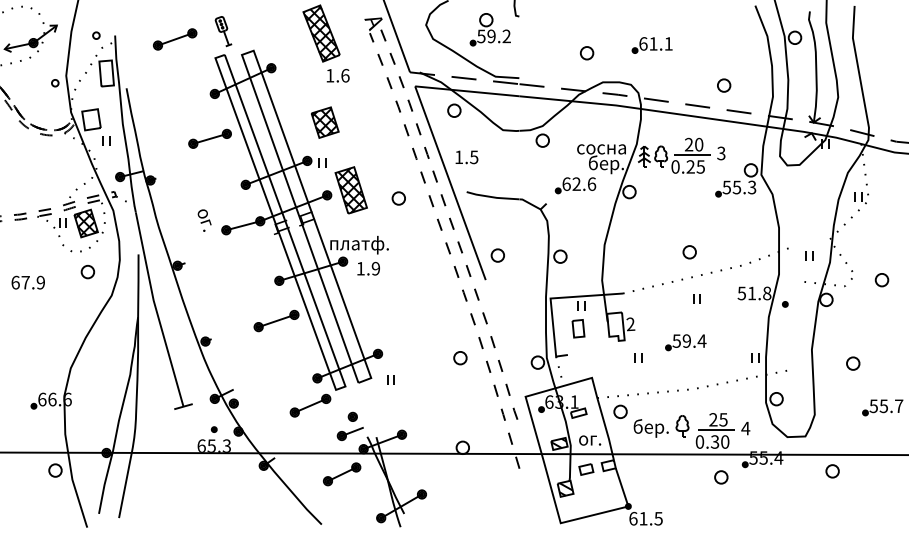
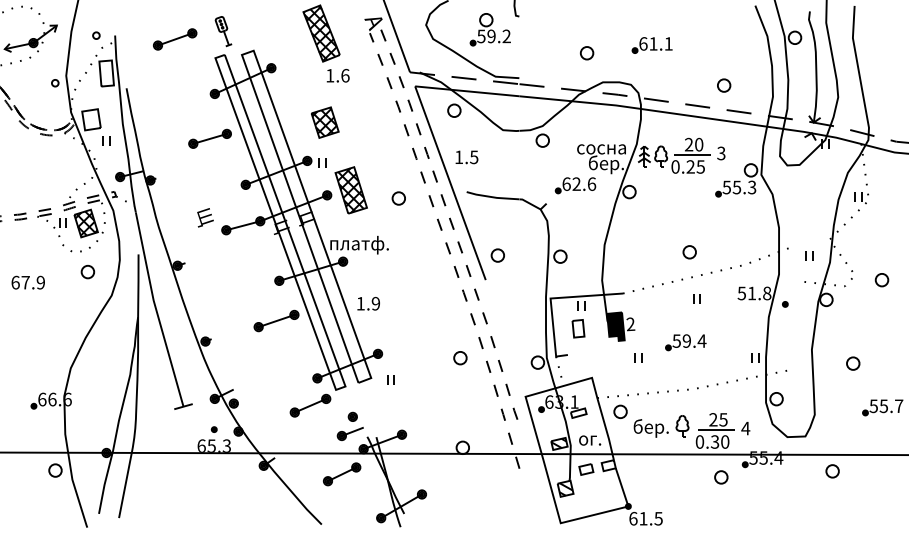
text: ог. -> Щ (205, 219)
text position: (368, 268) -> (368, 303) (368, 303)
fill: none -> present (615, 326)
